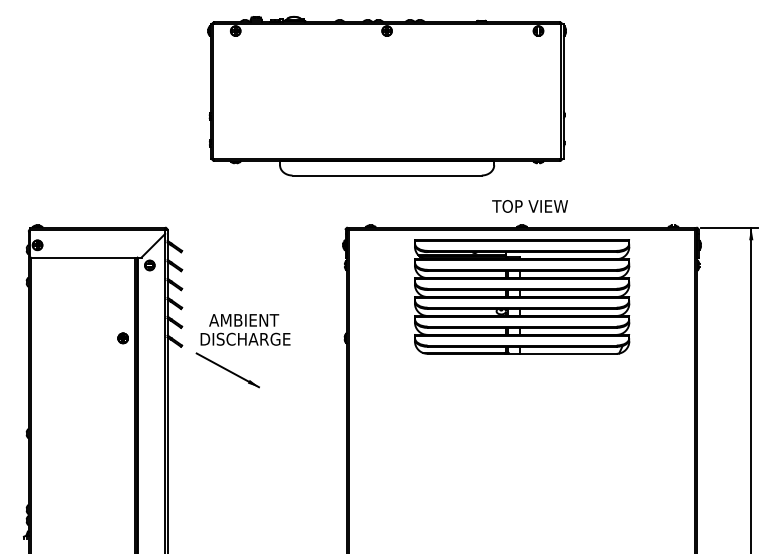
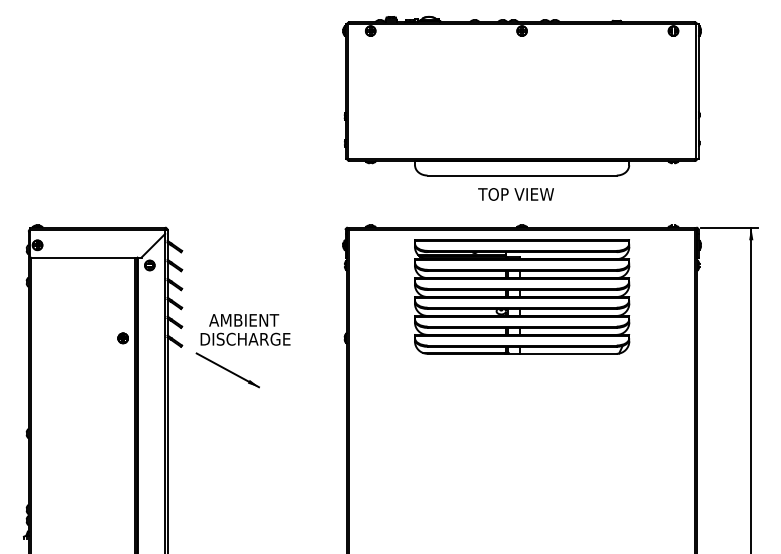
part position: (386, 96) -> (521, 96) (521, 96)
text position: (529, 206) -> (515, 194) (515, 194)
